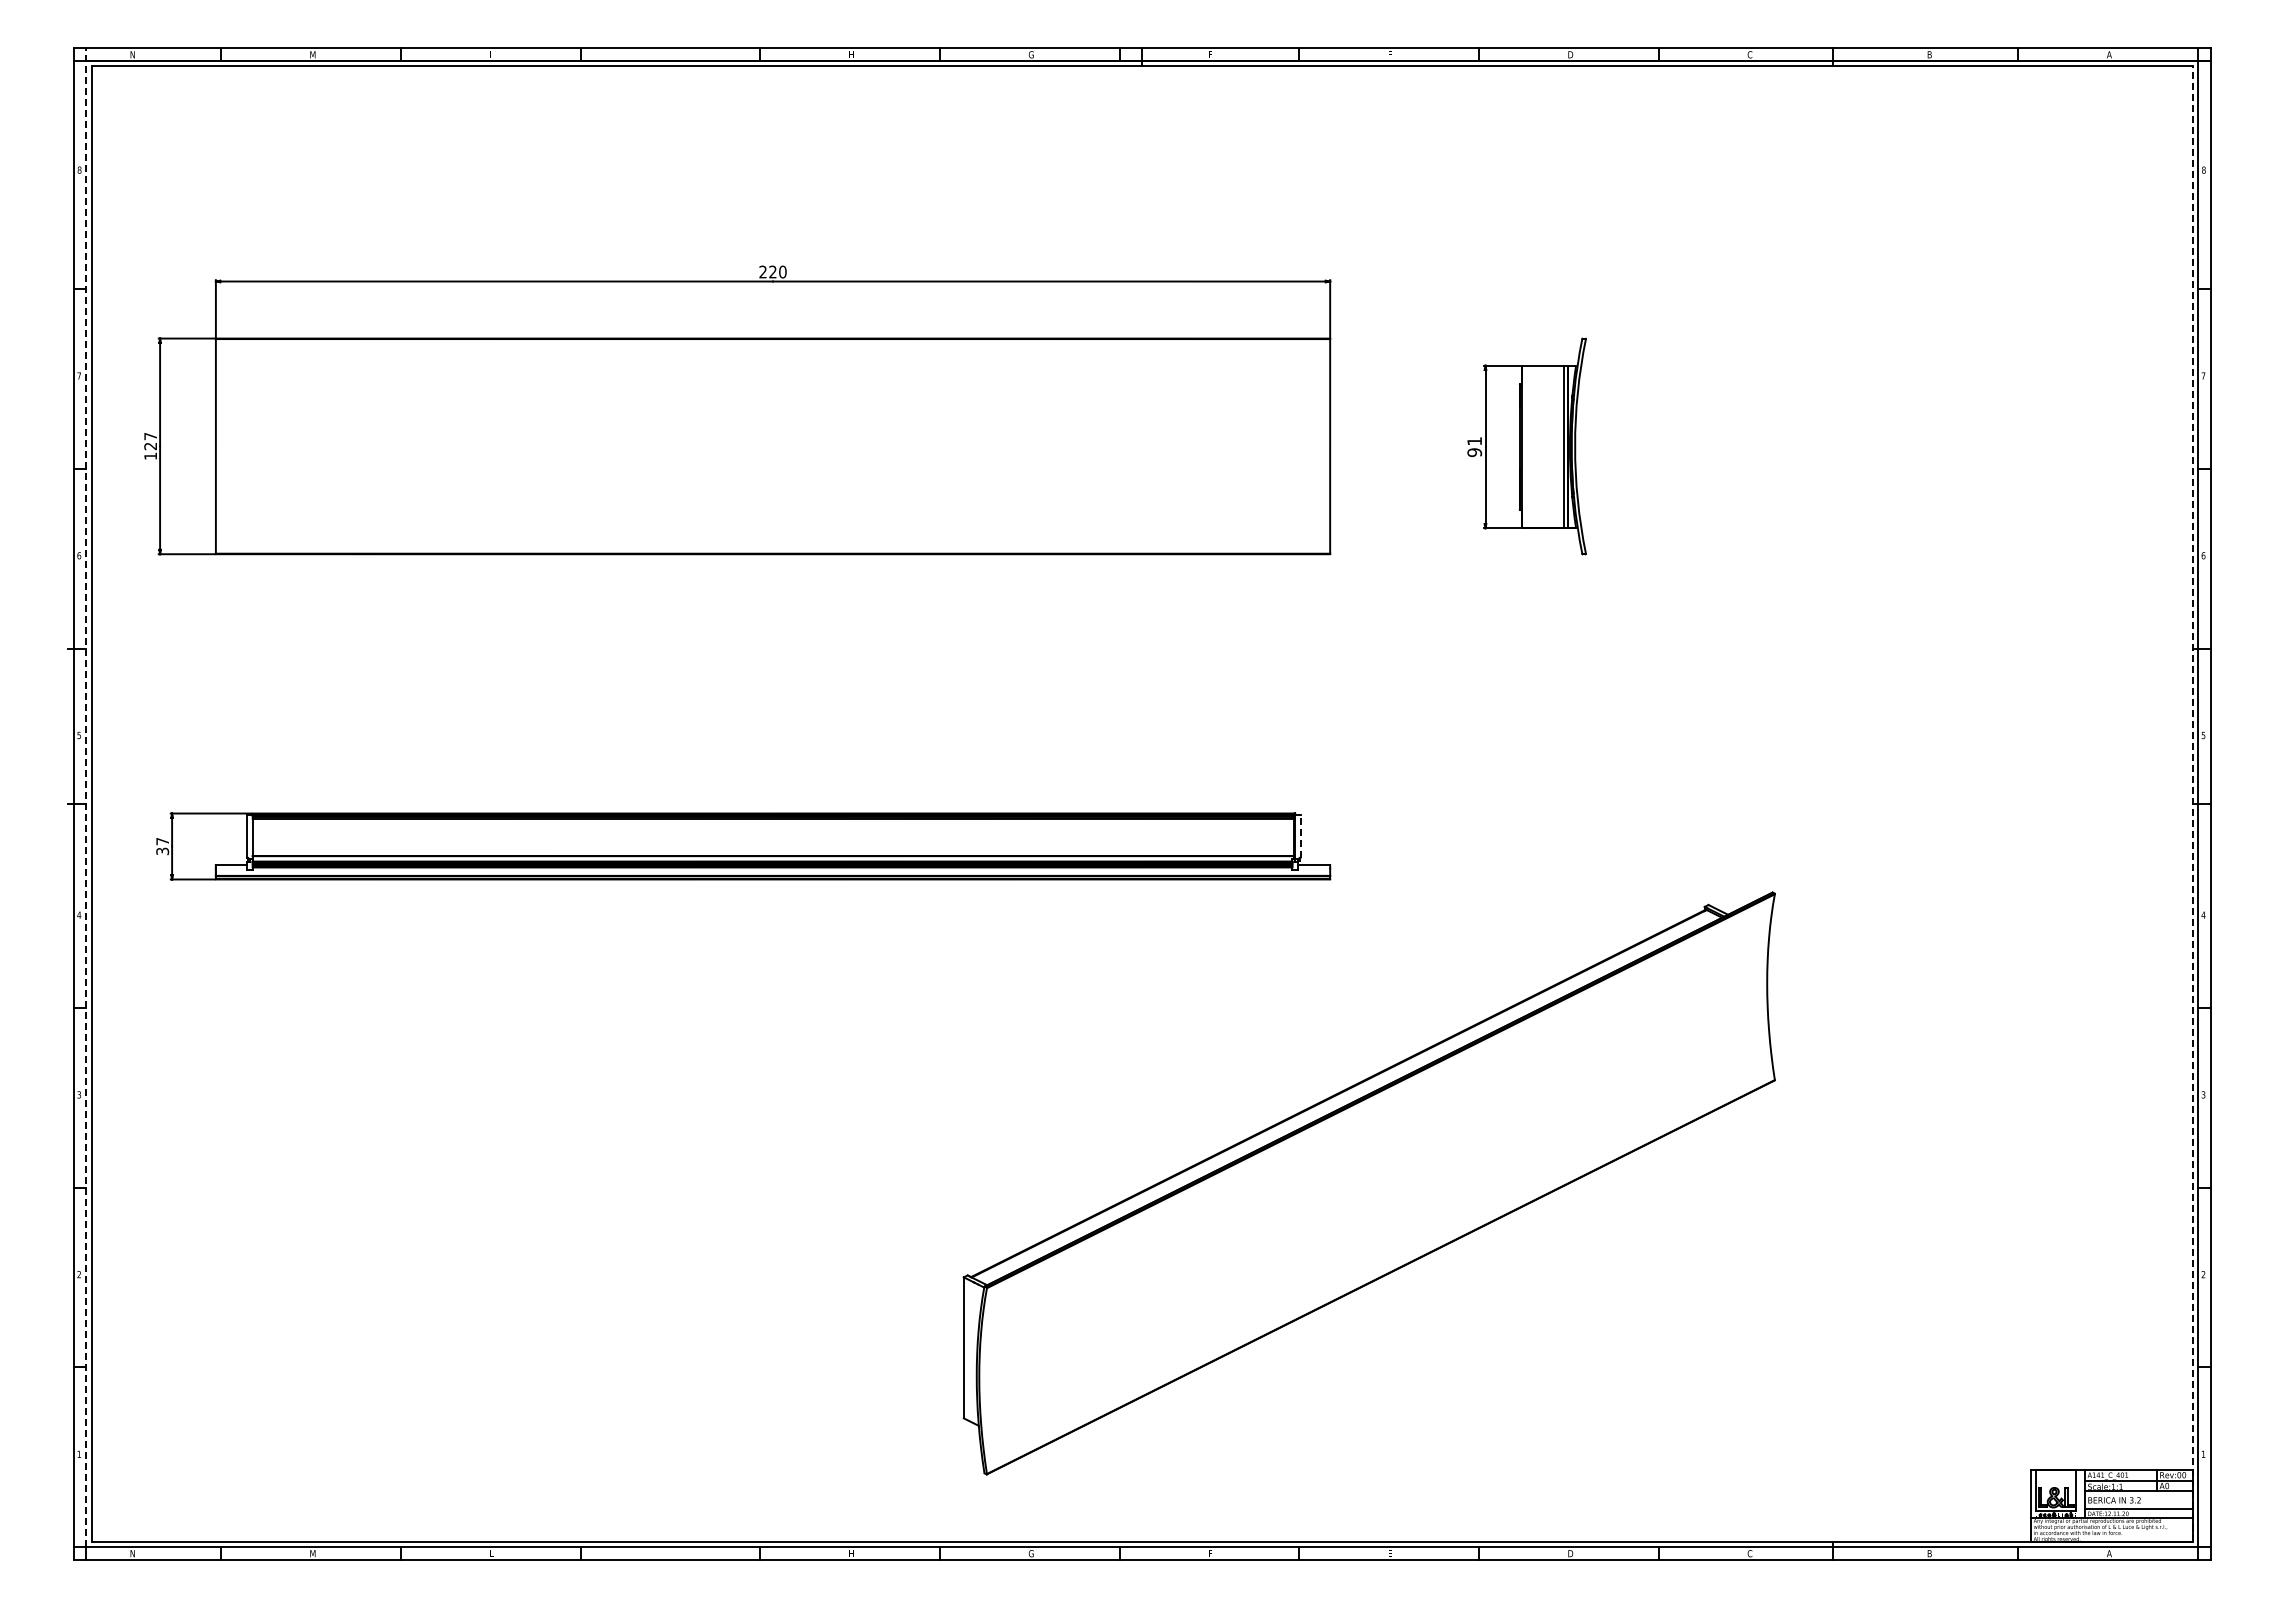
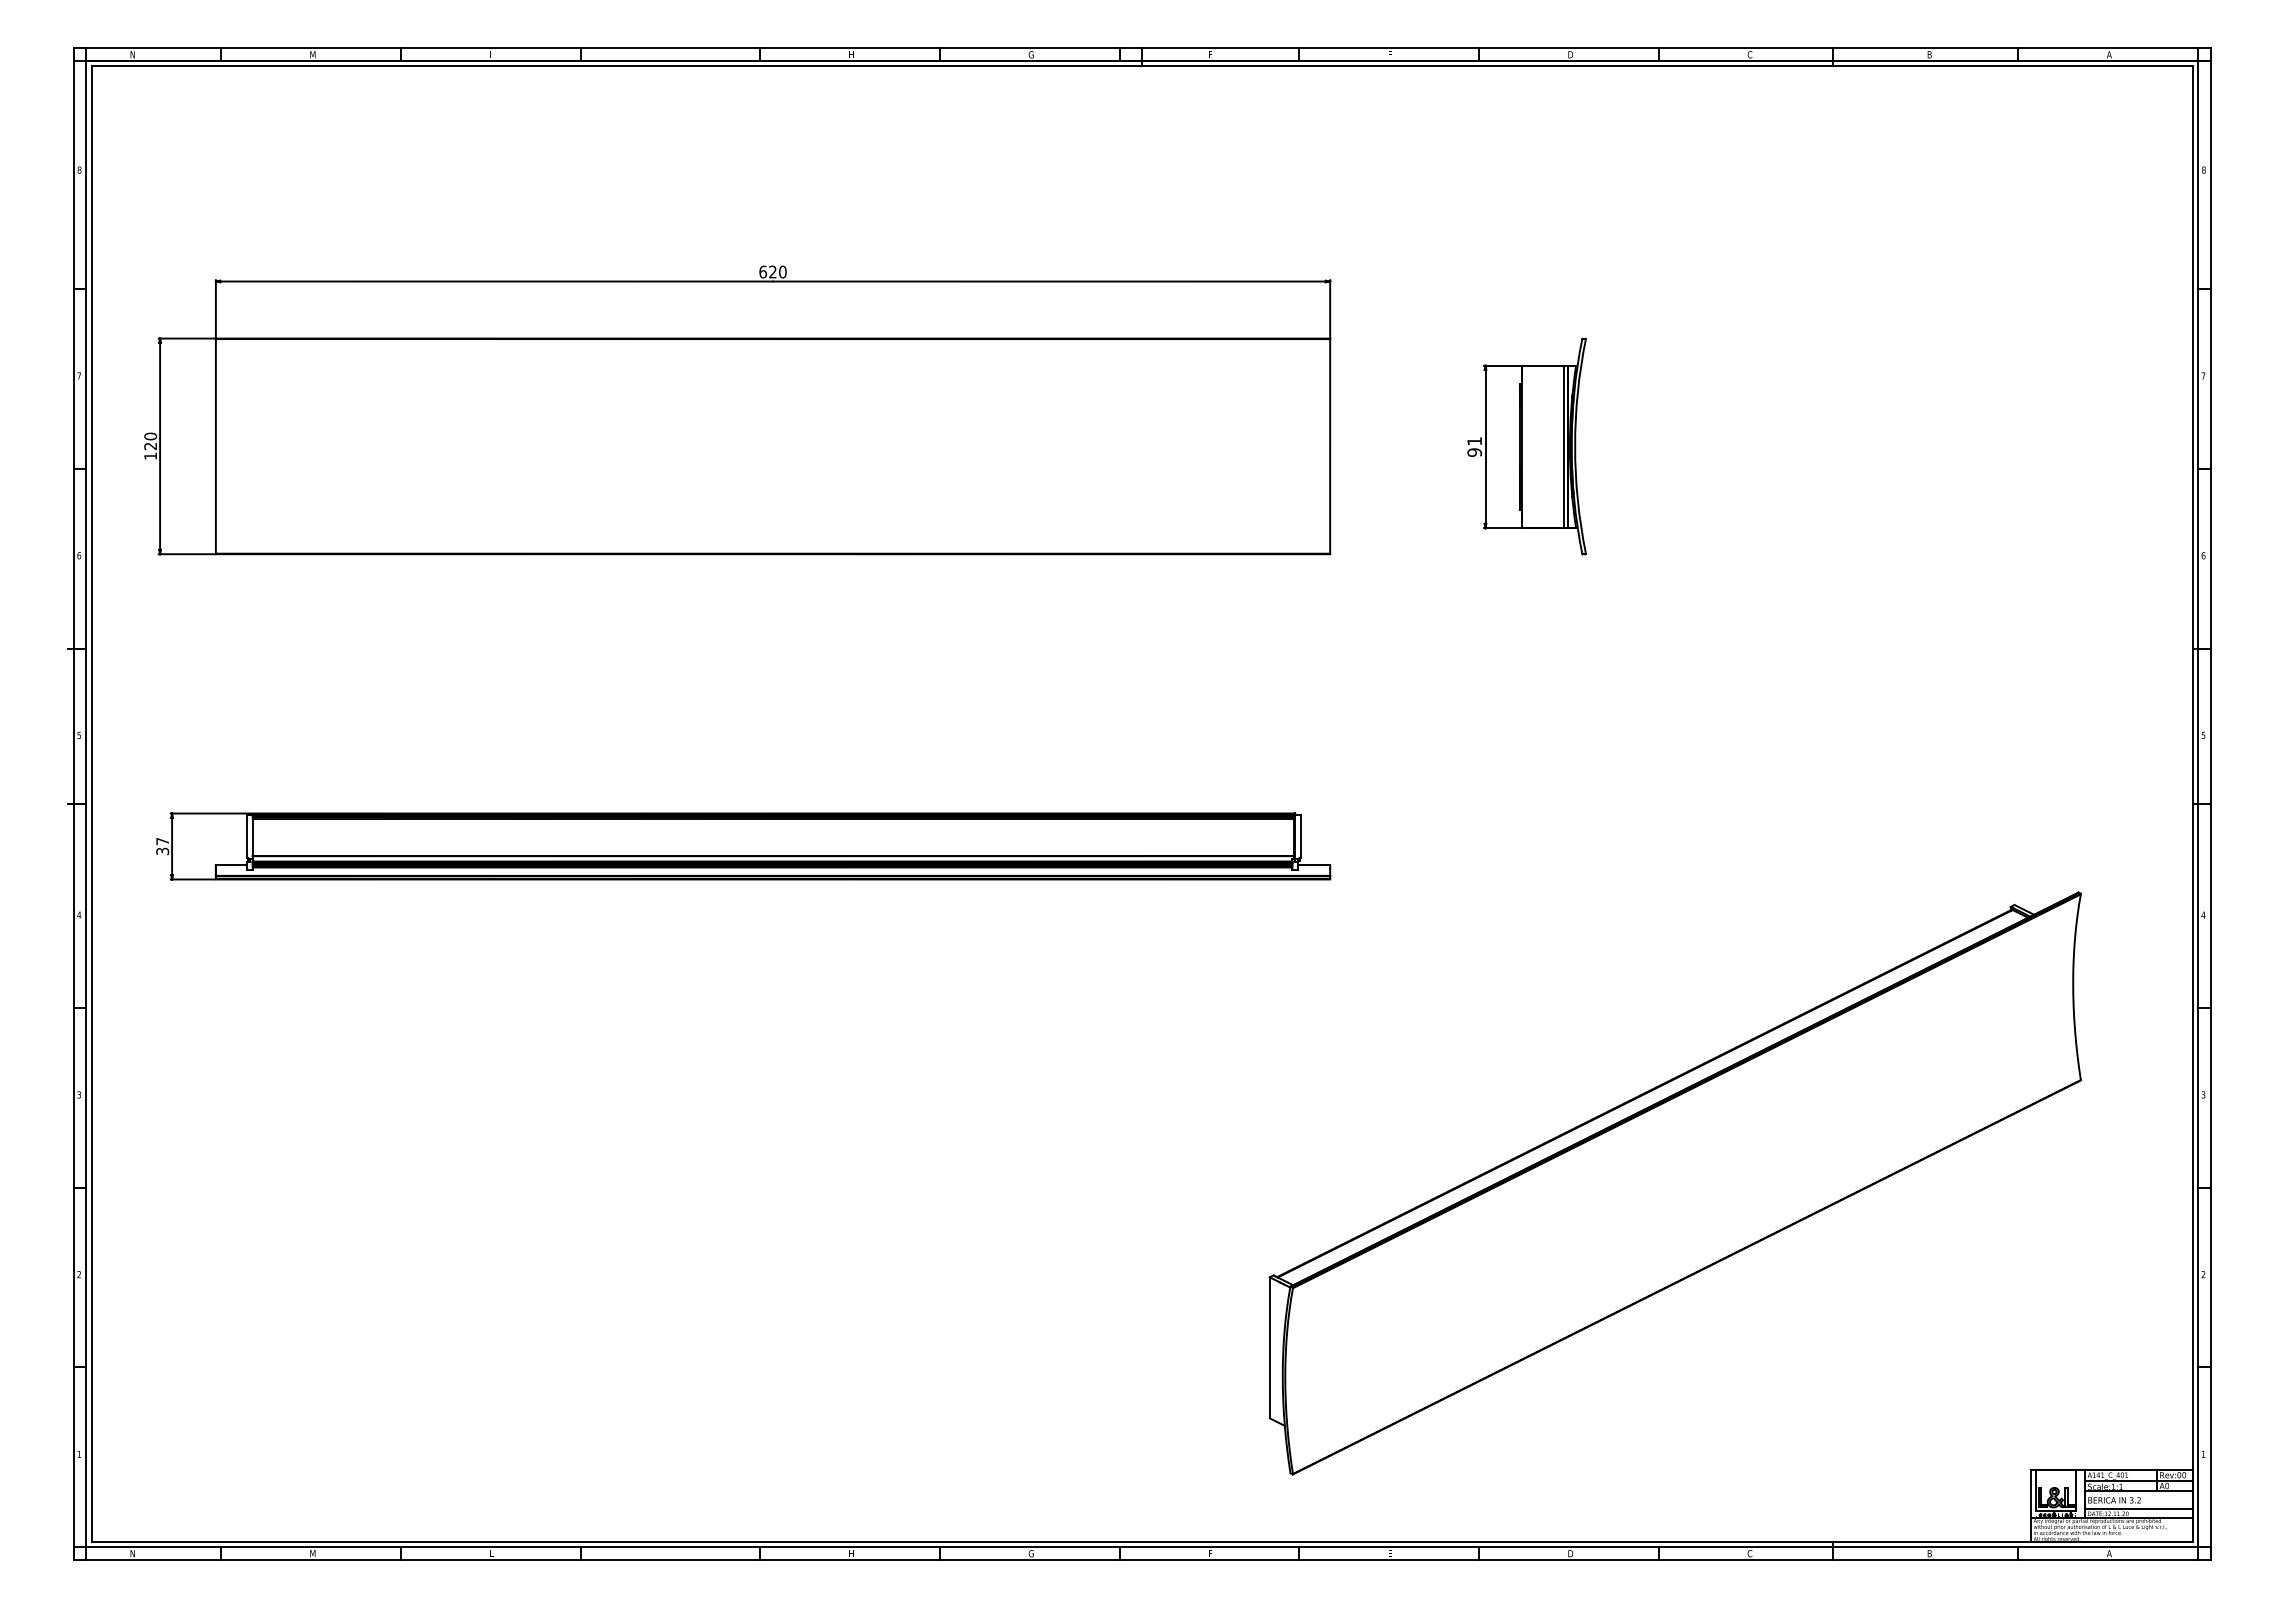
text: 220 -> 620 (763, 271)
text: 127 -> 120 (150, 436)
line: dashed -> solid (86, 797)
line: dashed -> solid (2192, 804)
line: dashed -> solid (1300, 836)
part position: (1368, 1183) -> (1674, 1183) (1674, 1183)
